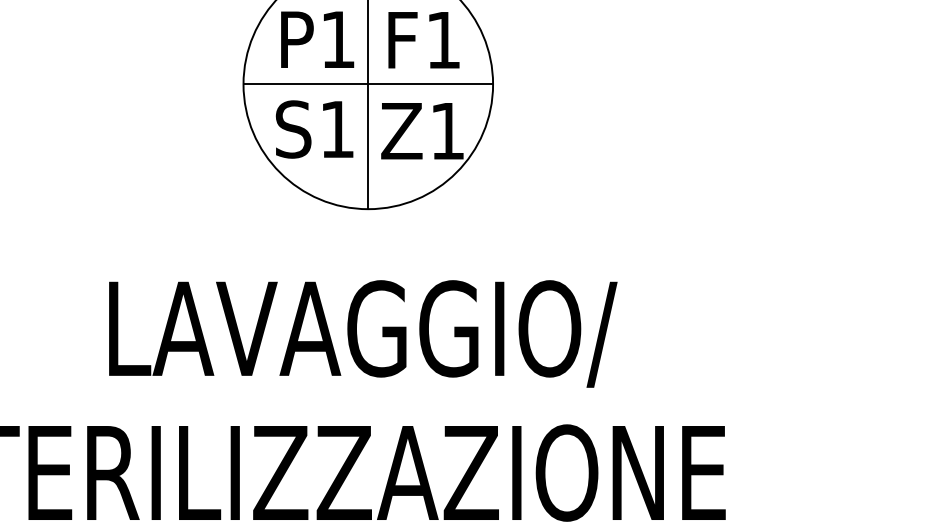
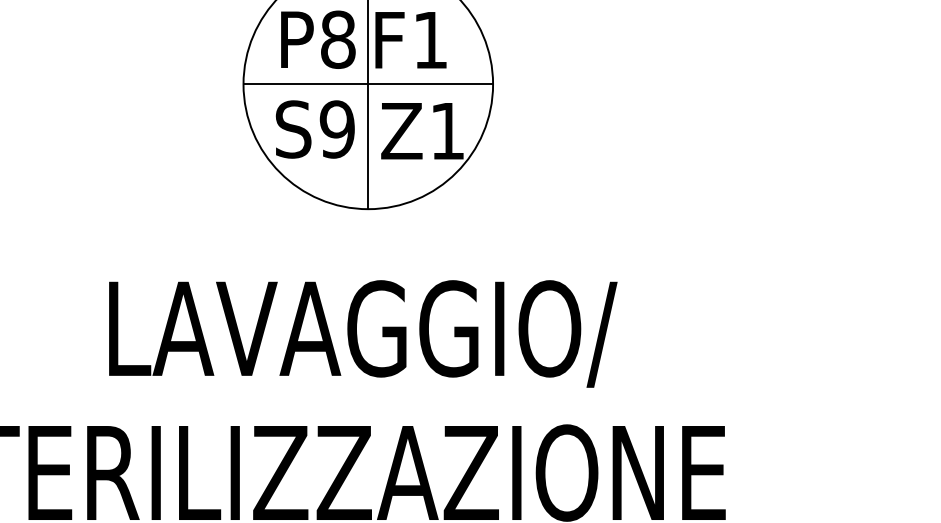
text: P1 -> P8 (338, 39)
text position: (423, 40) -> (410, 40) (410, 40)
text: S1 -> S9 (336, 129)
